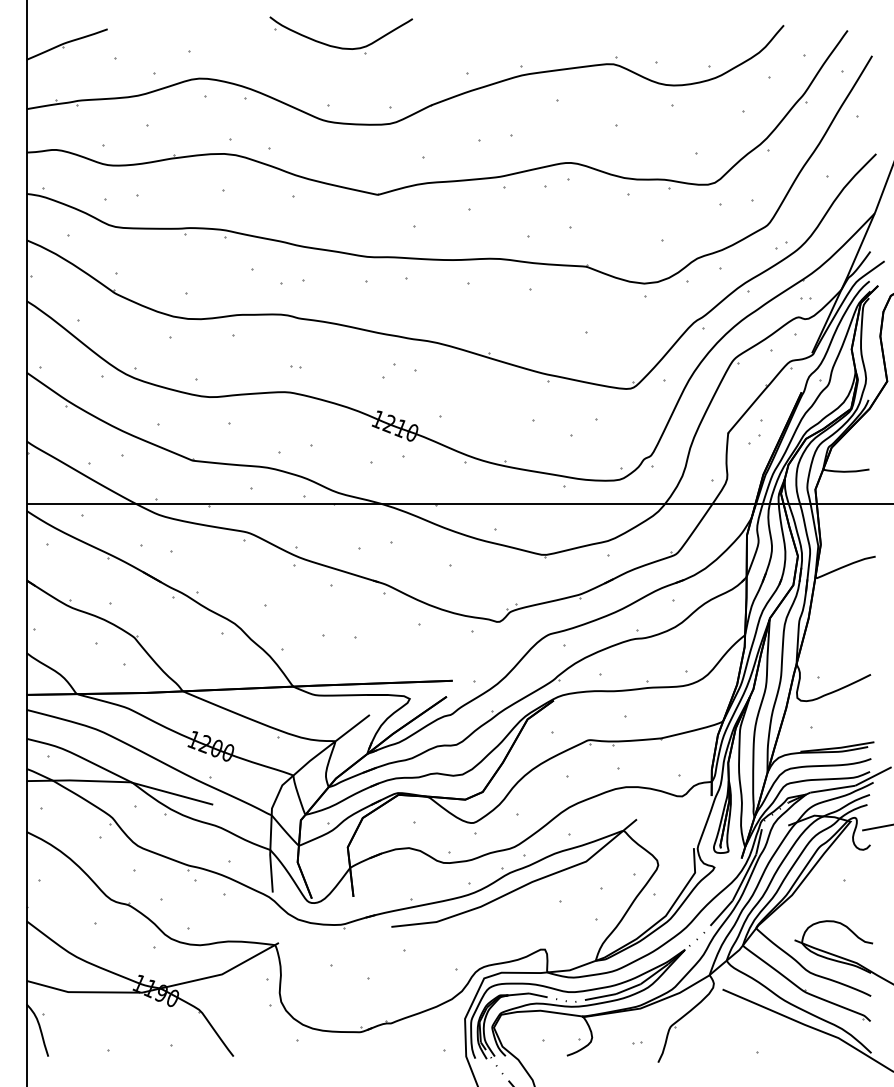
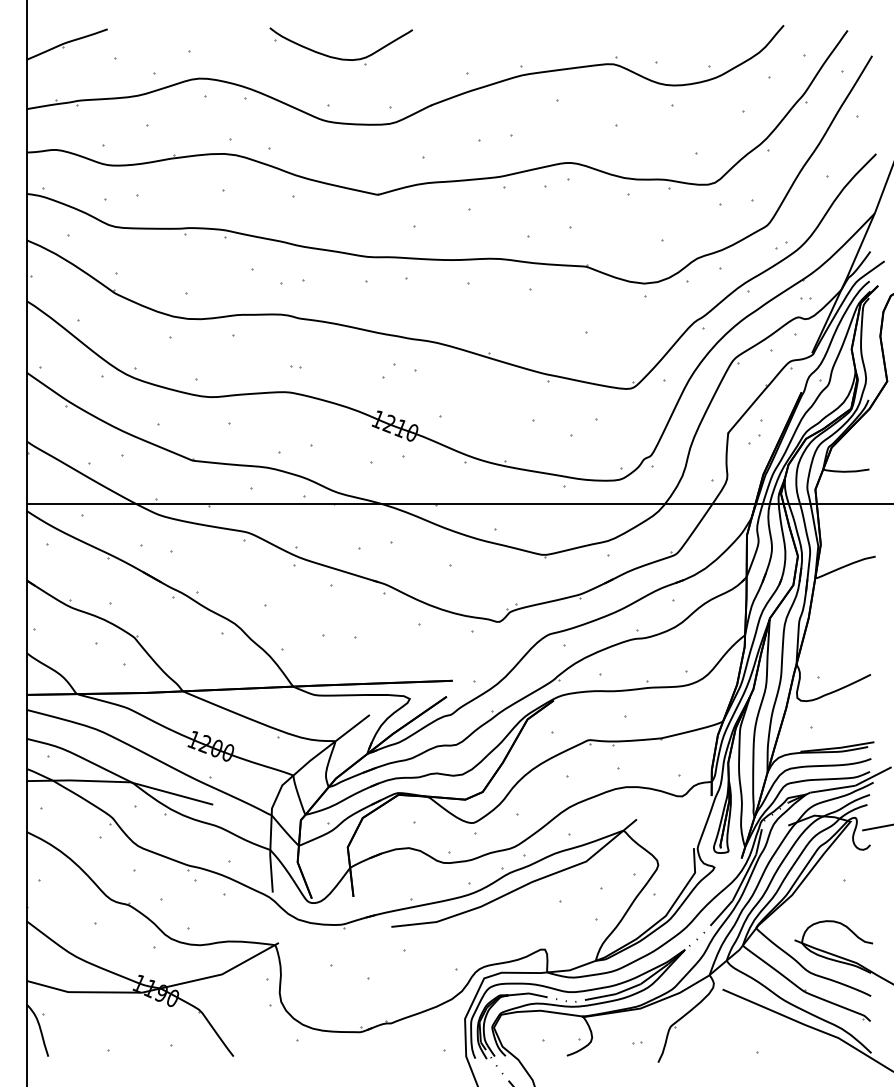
part position: (338, 46) -> (338, 57) (338, 57)
